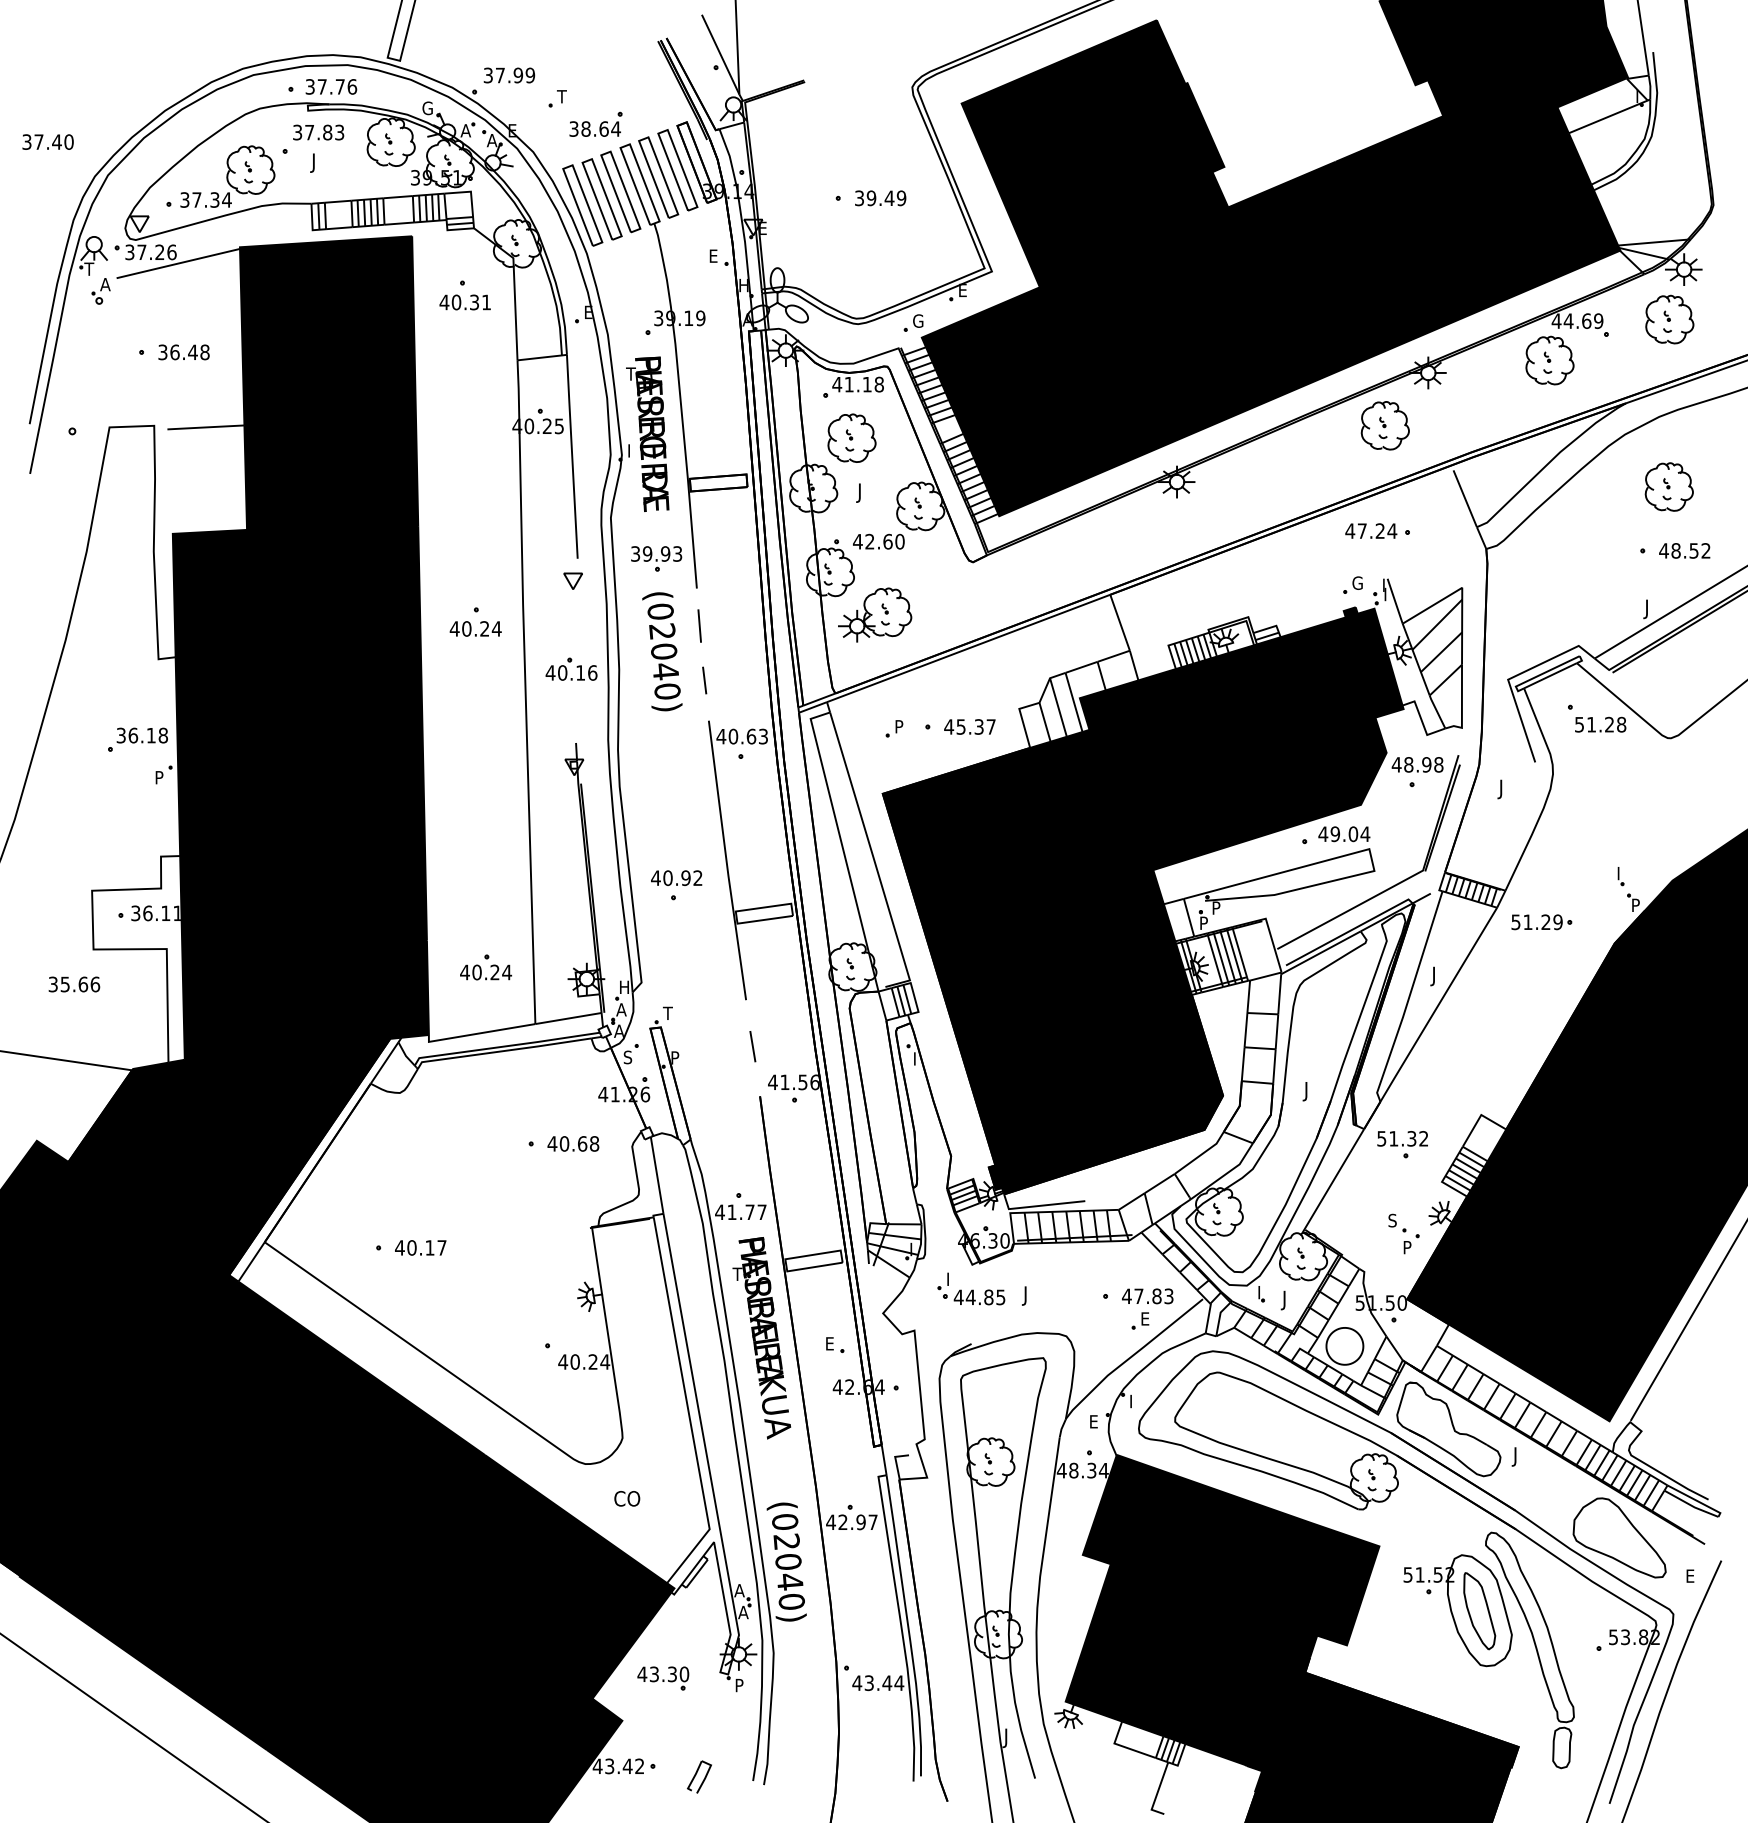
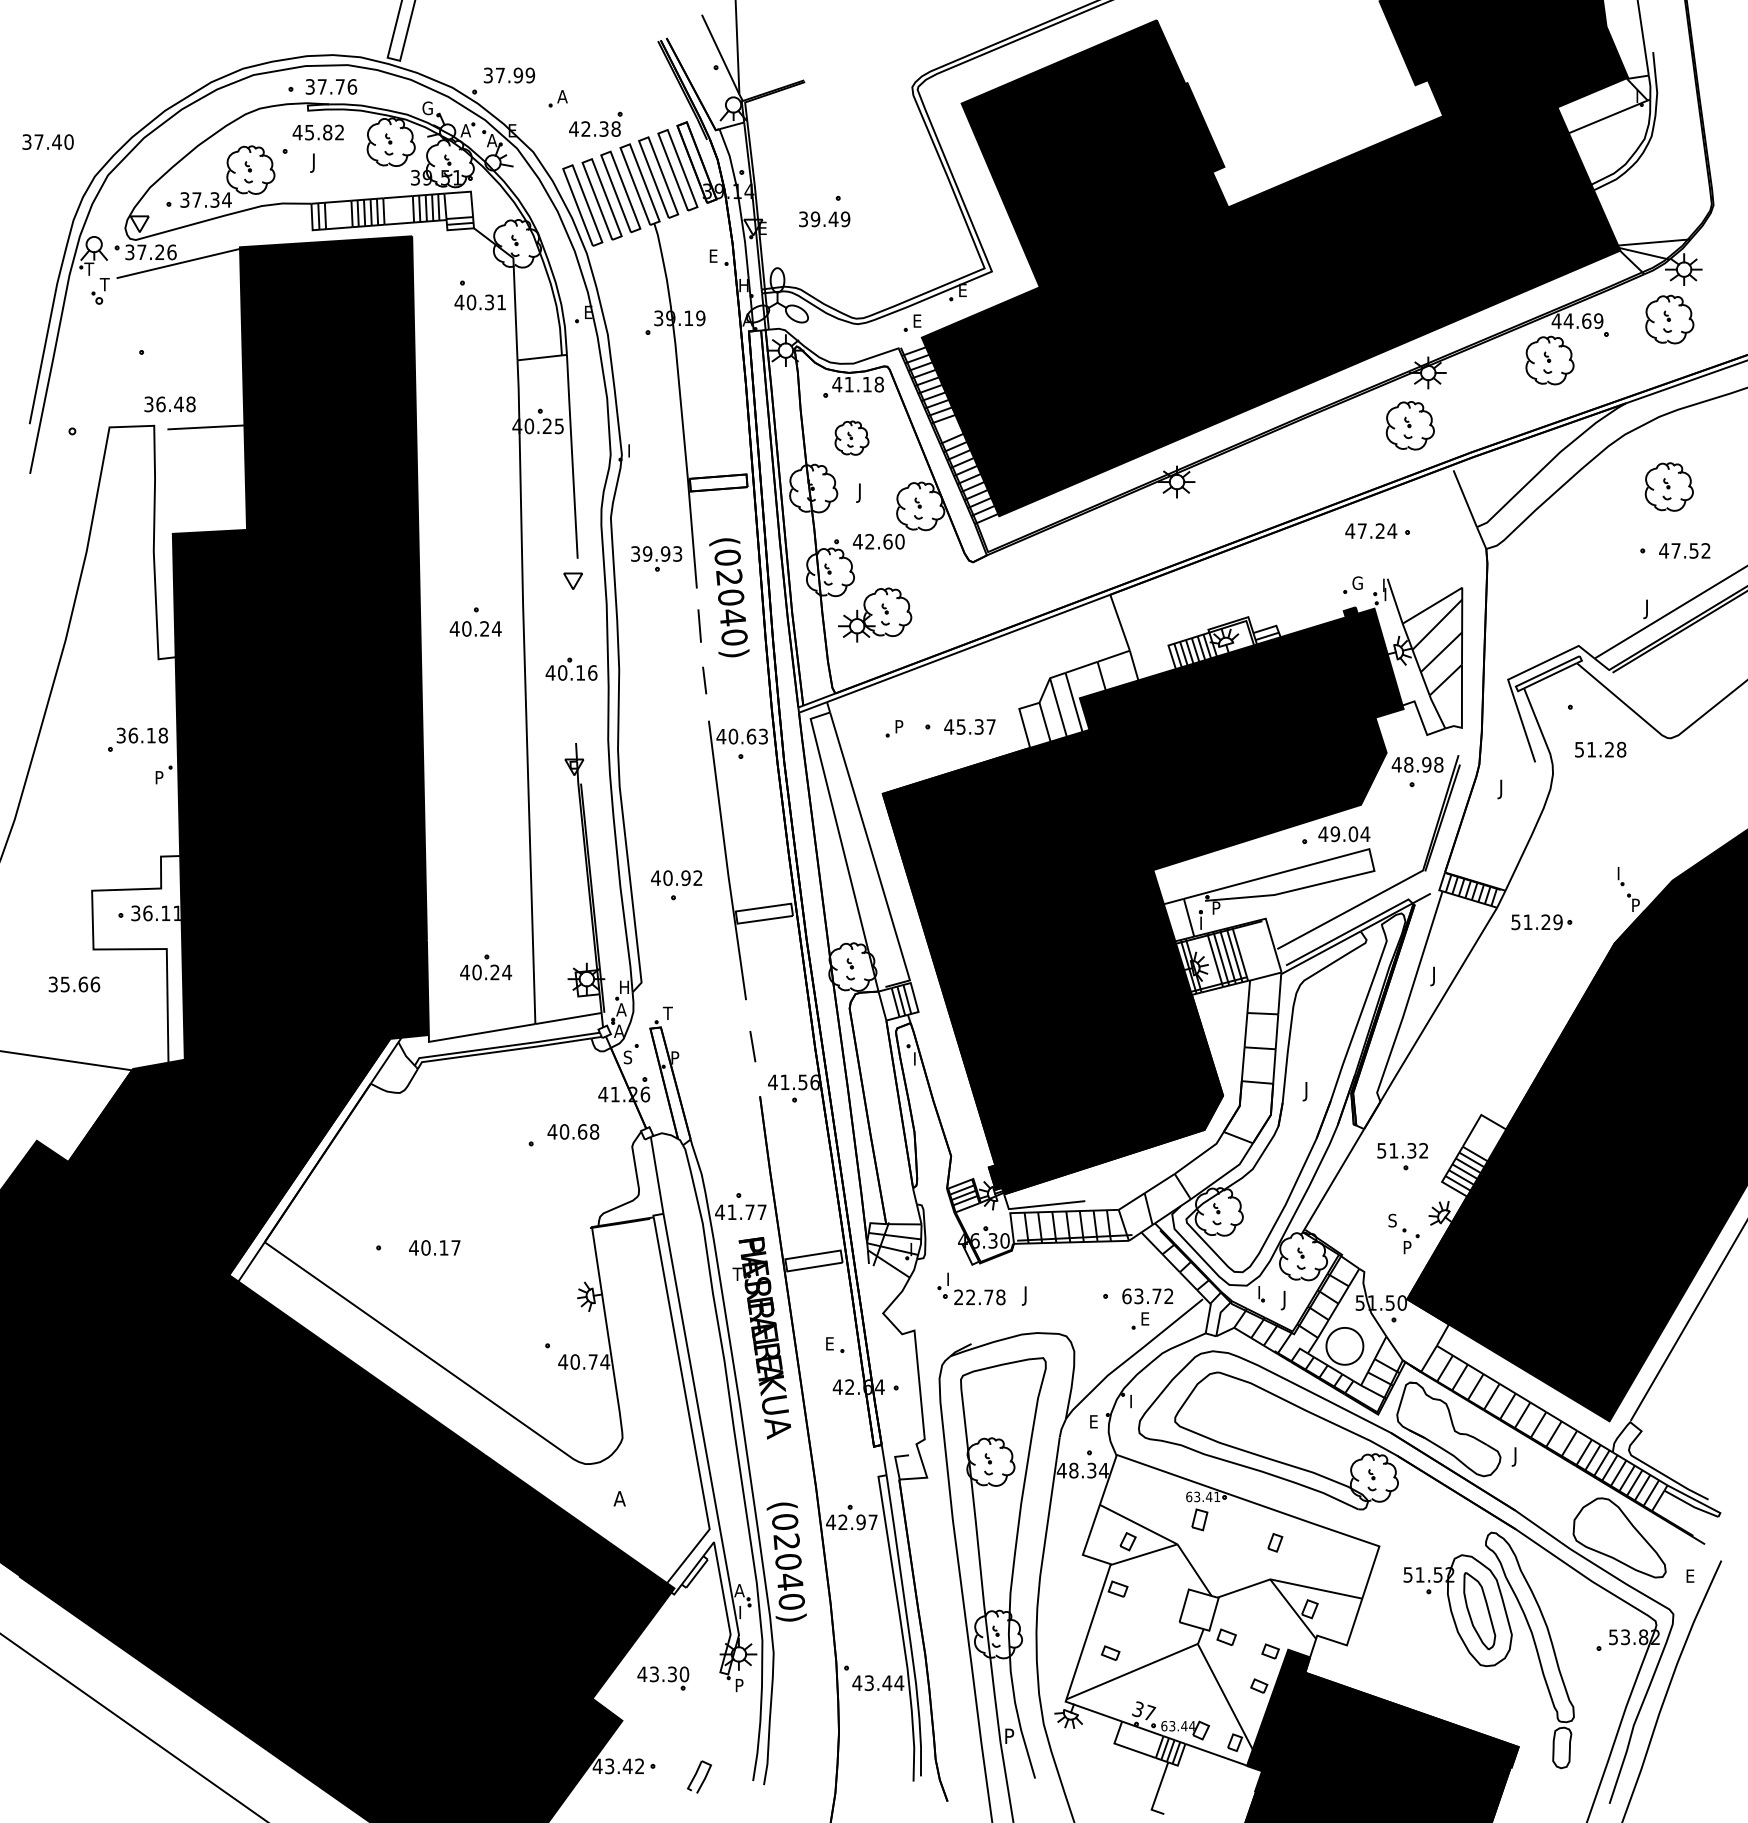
text: T -> A (562, 96)
text: 38.64 -> 42.38 (595, 128)
text: 37.83 -> 45.82 (318, 132)
text position: (880, 198) -> (824, 219) (824, 219)
text: A -> T (104, 284)
text position: (464, 302) -> (479, 302) (479, 302)
text: G -> E (918, 320)
text position: (183, 352) -> (169, 404) (169, 404)
part position: (1384, 425) -> (1409, 425) (1409, 425)
part: present -> none (647, 433)
part size: 50x50 px -> 36x36 px (851, 437)
text: 48.52 -> 47.52 (1675, 550)
text position: (662, 651) -> (729, 597) (729, 597)
text position: (1600, 724) -> (1600, 749) (1600, 749)
text: P -> I (1204, 920)
text position: (573, 1143) -> (573, 1131) (573, 1131)
part position: (1402, 1144) -> (1402, 1156) (1402, 1156)
text position: (420, 1247) -> (434, 1247) (434, 1247)
text: 47.83 -> 63.72 (1147, 1296)
text: 44.85 -> 22.78 (979, 1297)
text: 40.24 -> 40.74 (592, 1361)
text: CO -> A (626, 1498)
fill: present -> none (1222, 1609)
text: A -> I (743, 1612)
text: J -> P (1008, 1738)
